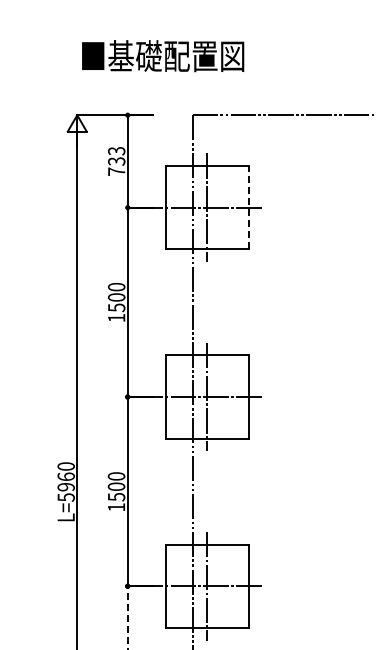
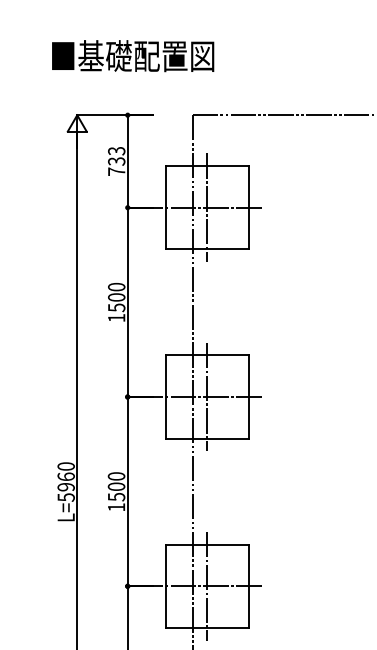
text position: (163, 56) -> (133, 56) (133, 56)
line: dashed -> solid (248, 207)
line: dashed -> solid (127, 617)
